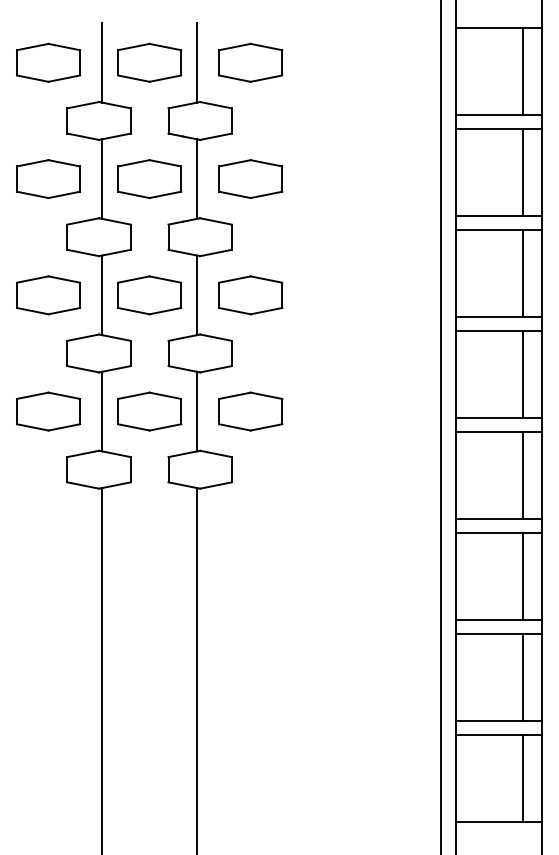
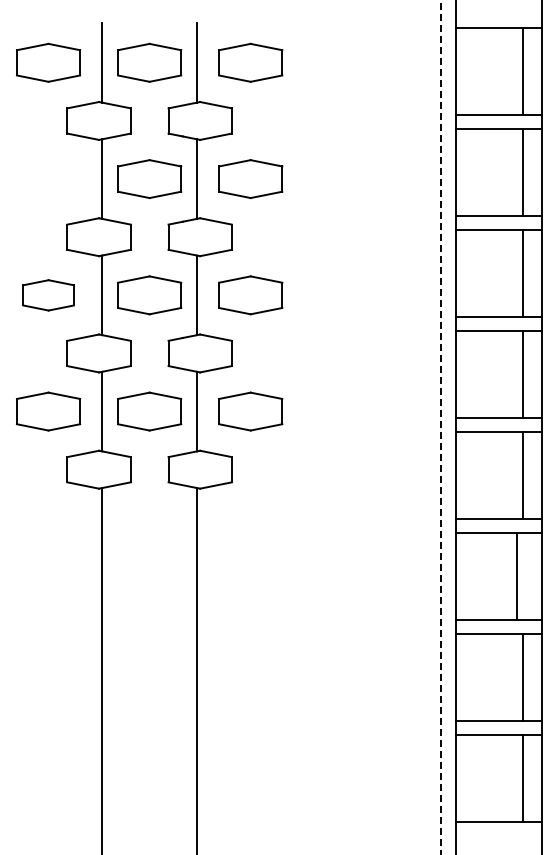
part: present -> none (48, 178)
part size: 66x41 px -> 53x33 px (48, 295)
line: solid -> dashed (440, 427)
line position: (523, 576) -> (517, 576) (517, 576)
